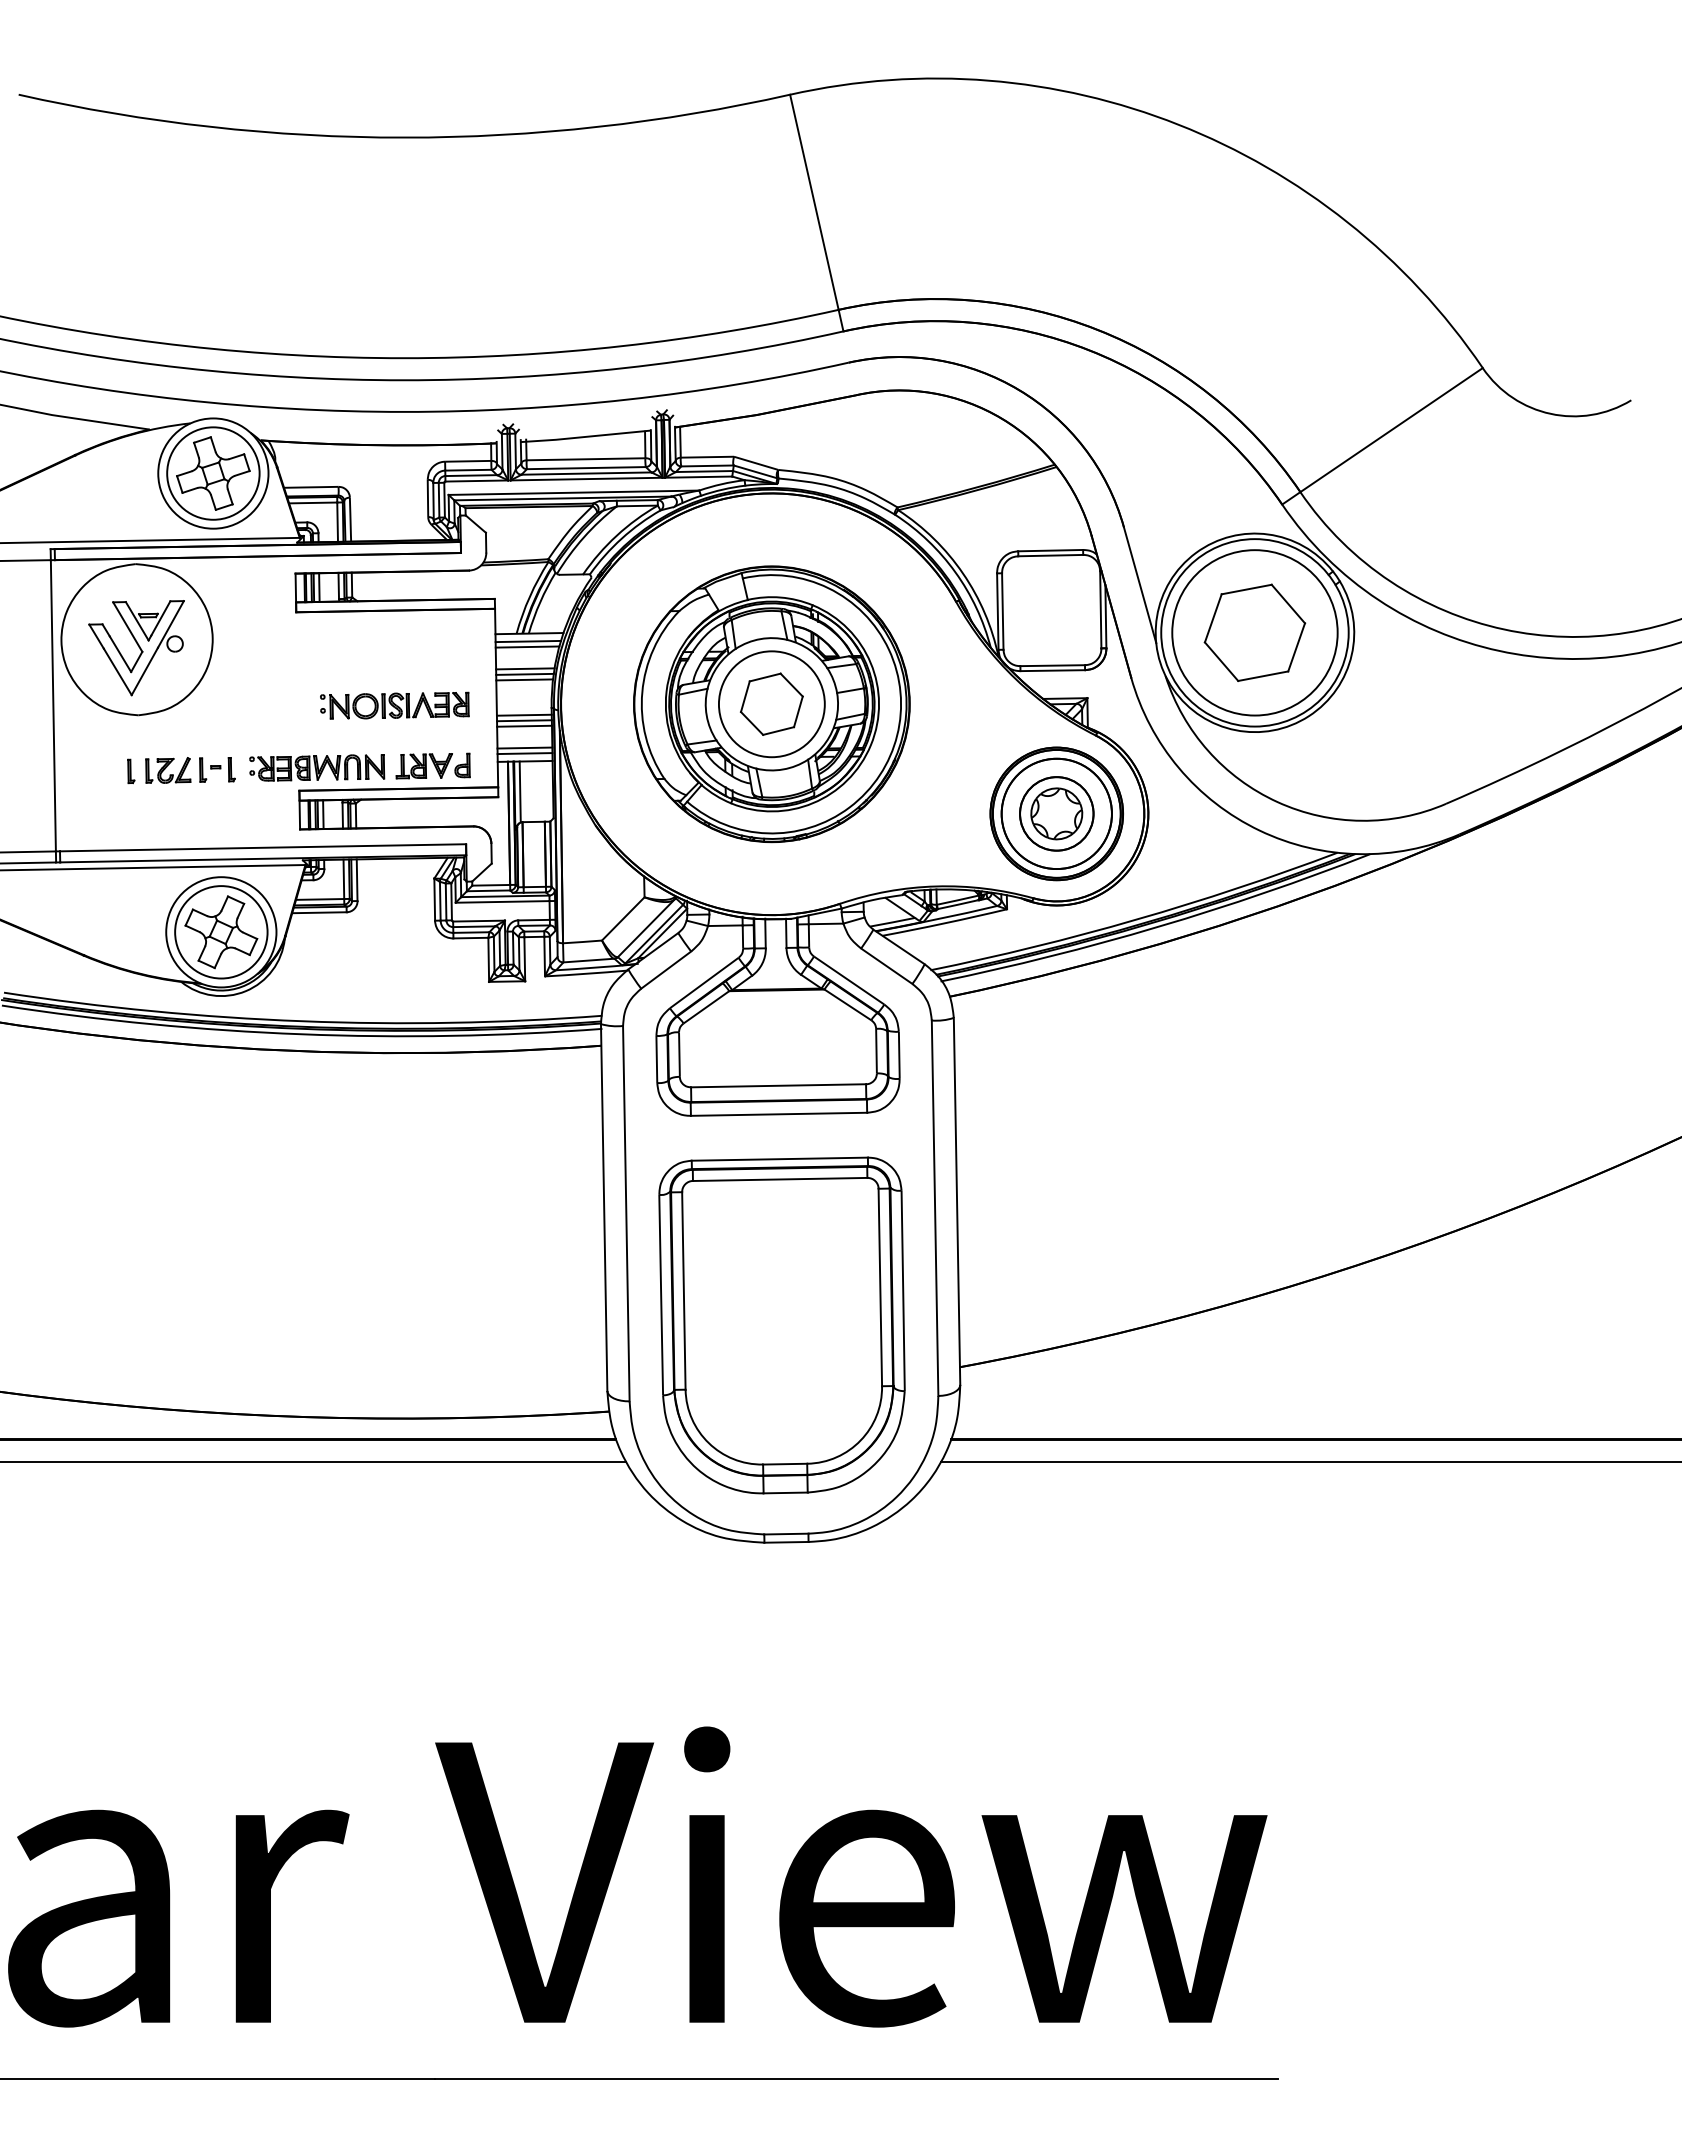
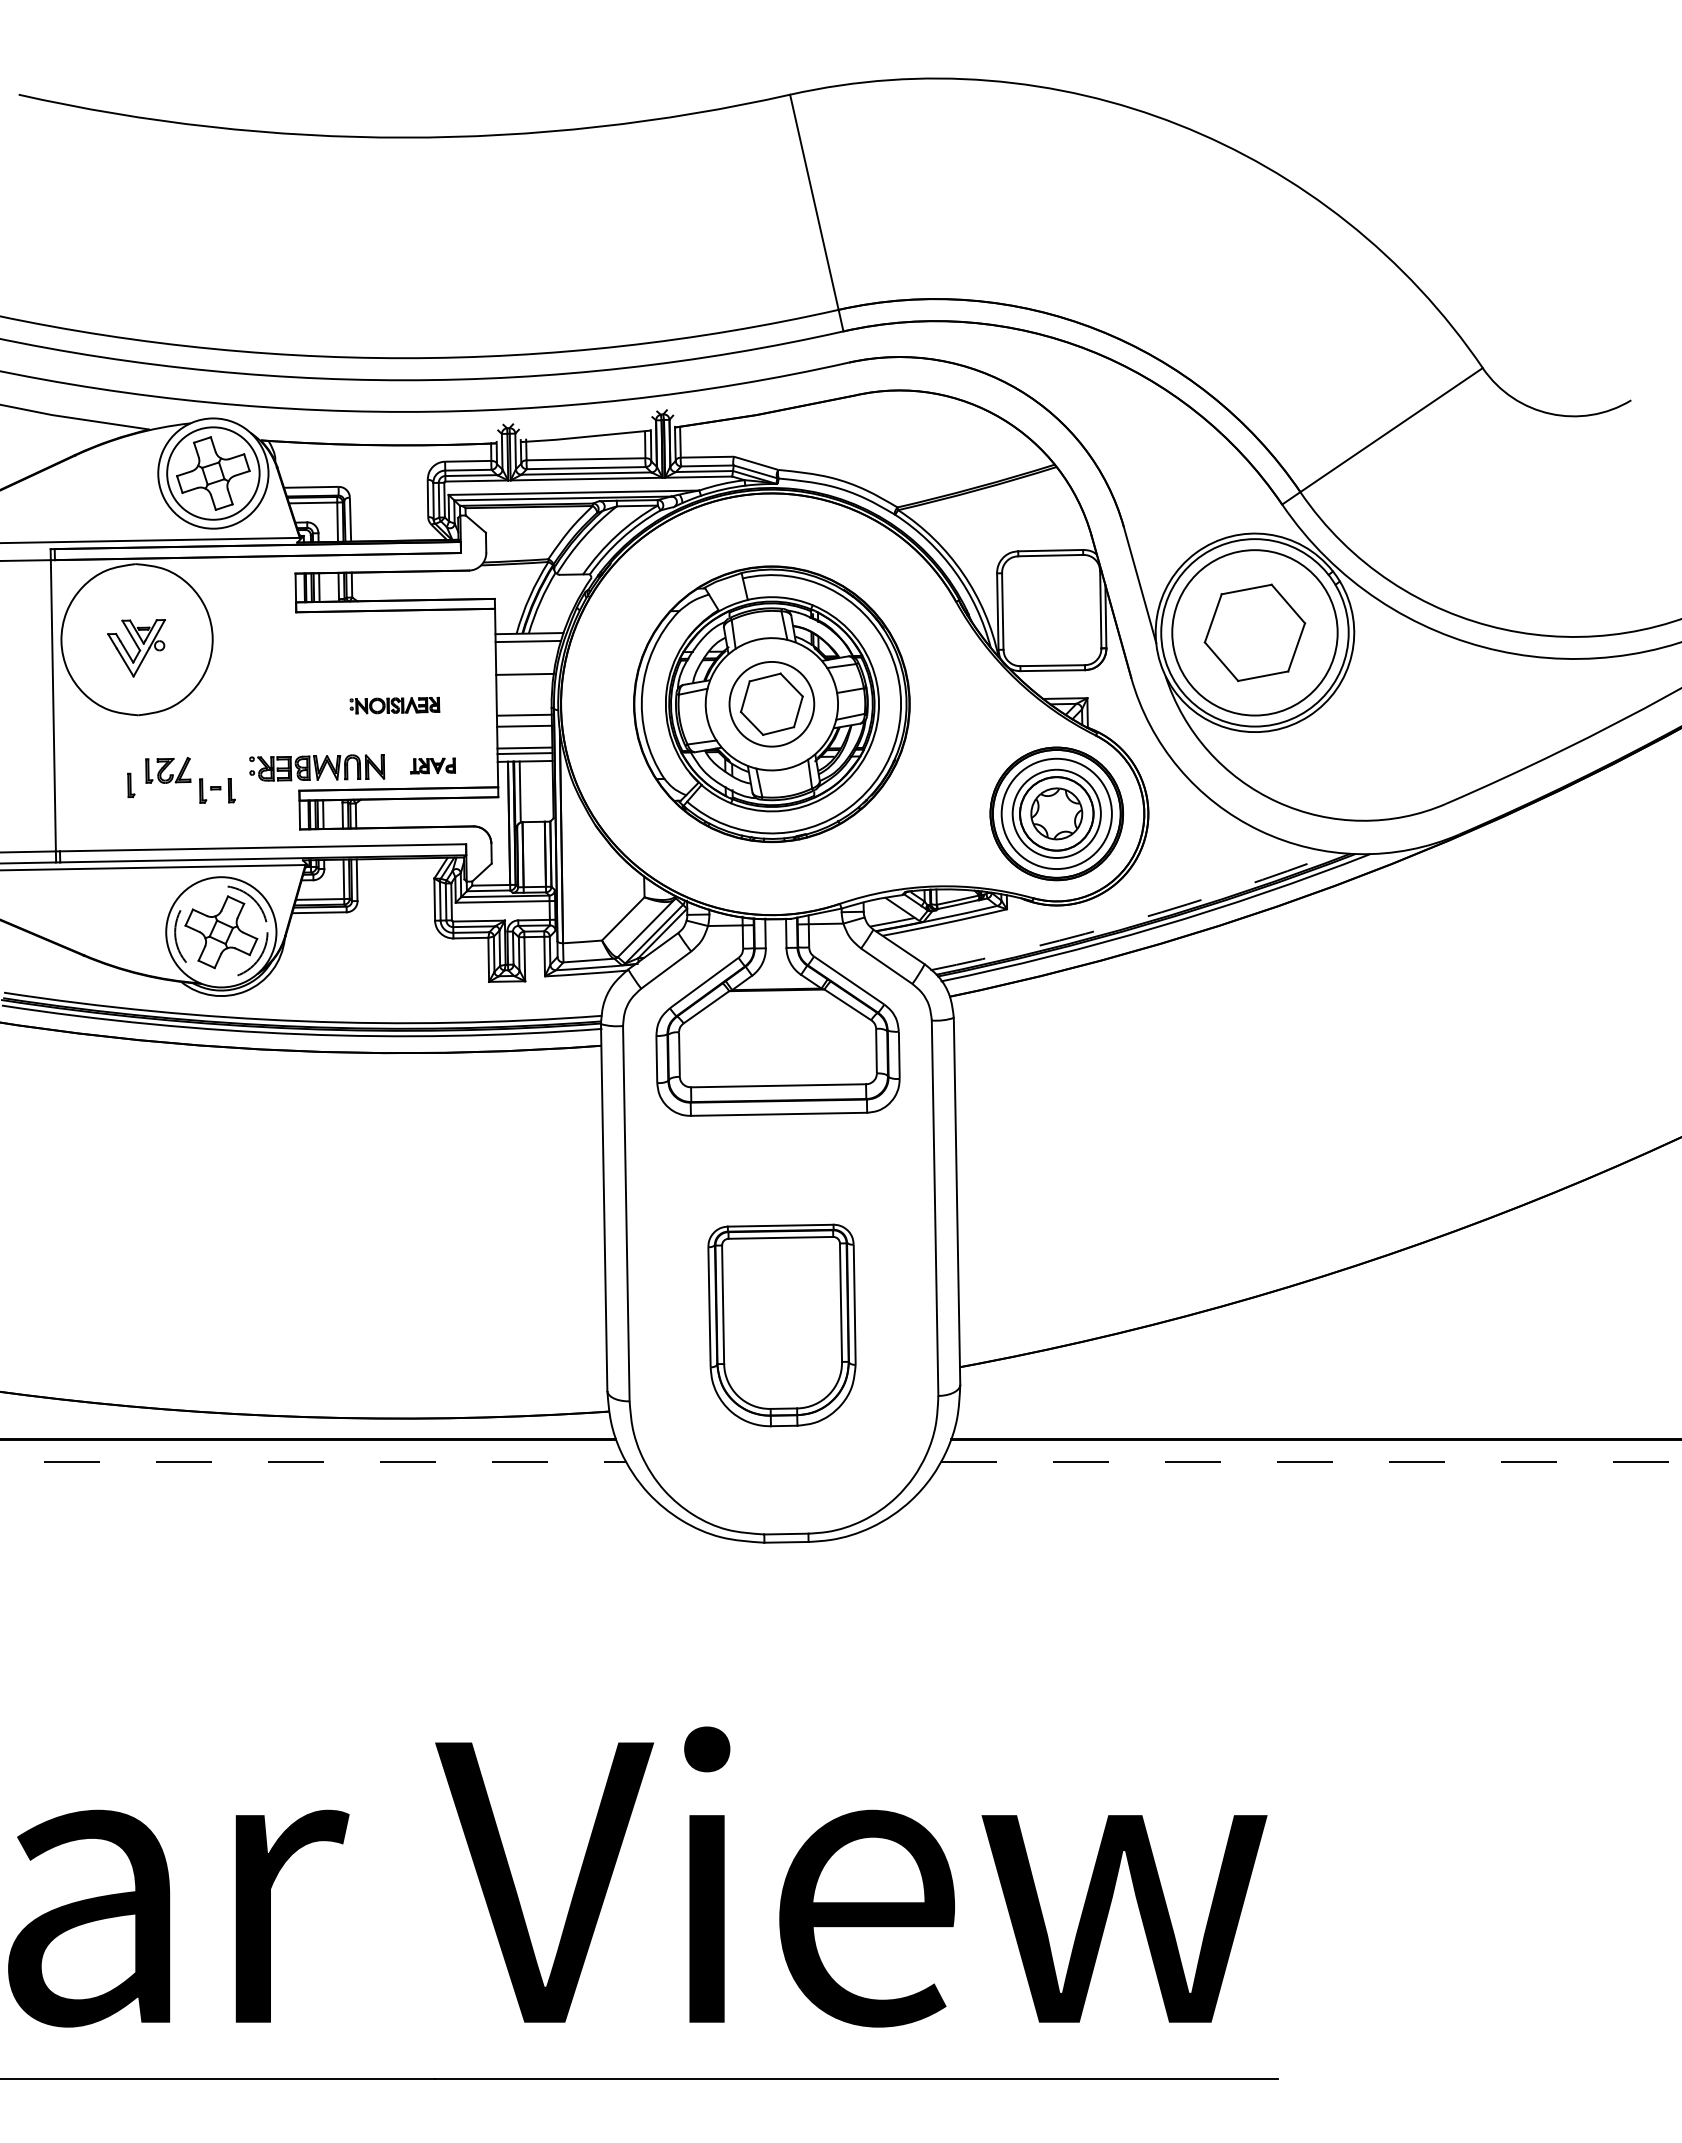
line: present -> none (527, 646)
part size: 97x97 px -> 59x59 px (136, 648)
line: present -> none (525, 668)
line: present -> none (524, 679)
circle diameter: 106 px -> 85 px (771, 703)
part size: 150x29 px -> 92x18 px (394, 705)
line: present -> none (524, 720)
part size: 76x28 px -> 46x18 px (432, 765)
part position: (217, 769) -> (217, 790) (217, 790)
part position: (131, 771) -> (131, 785) (131, 785)
circle diameter: 110 px -> 88 px (1056, 813)
arc: solid -> dashed (1136, 919)
circle: solid -> dashed (221, 932)
part size: 248x339 px -> 150x205 px (781, 1325)
line: solid -> dashed (313, 1462)
line: solid -> dashed (1311, 1462)
